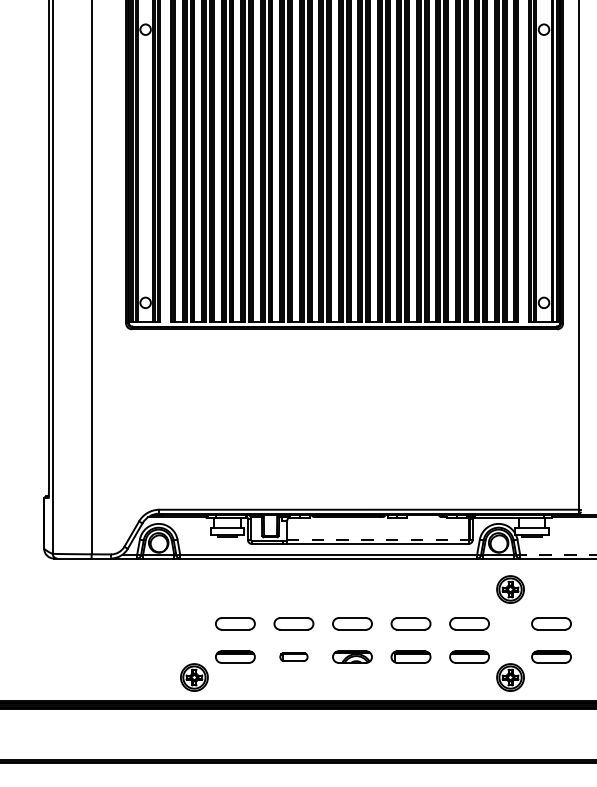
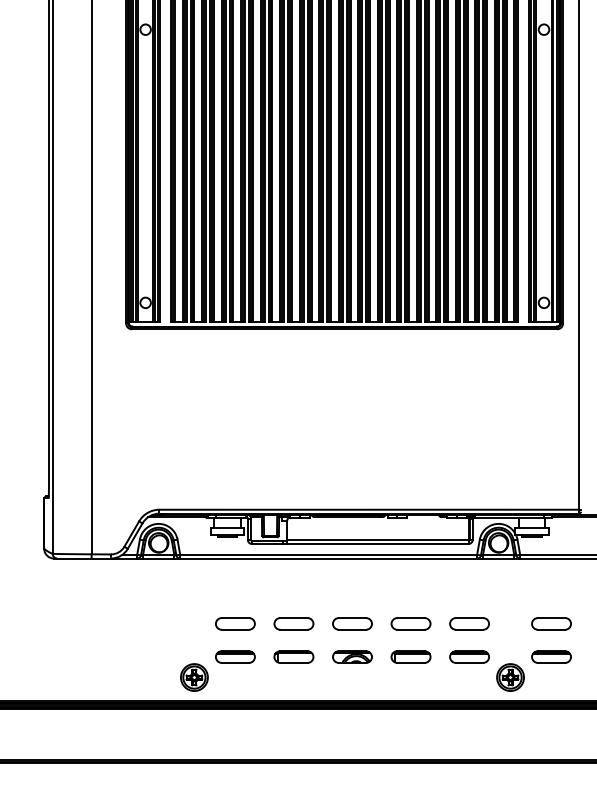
line: dashed -> solid (377, 539)
line: dashed -> solid (557, 554)
part: present -> none (510, 589)
part size: 30x10 px -> 42x14 px (293, 656)
